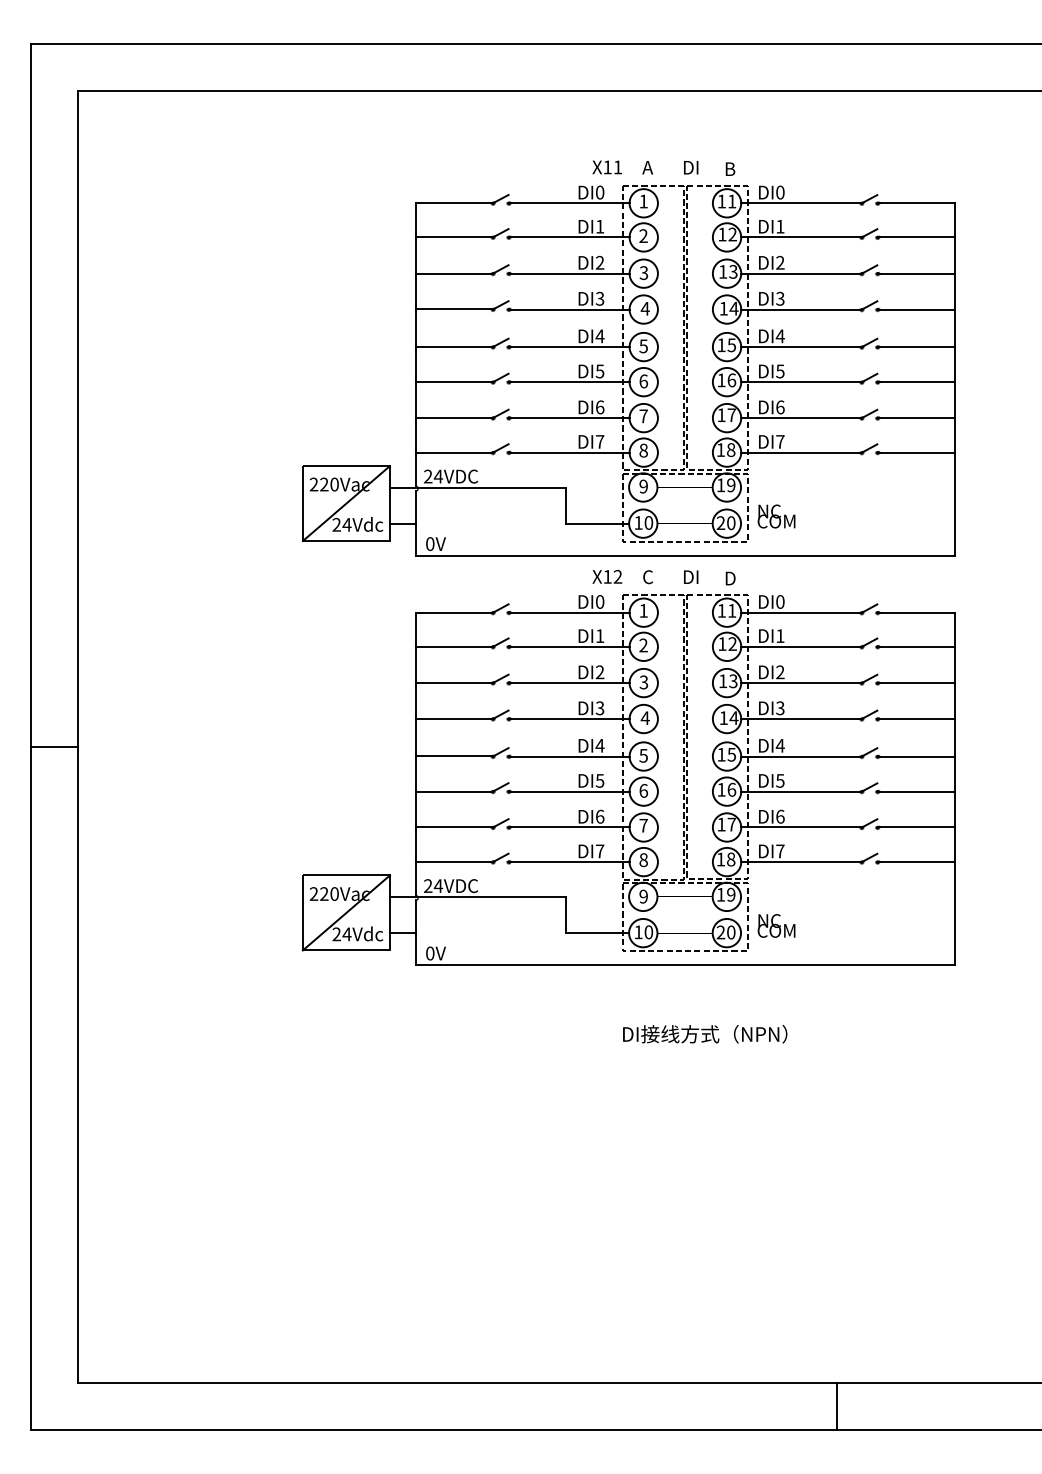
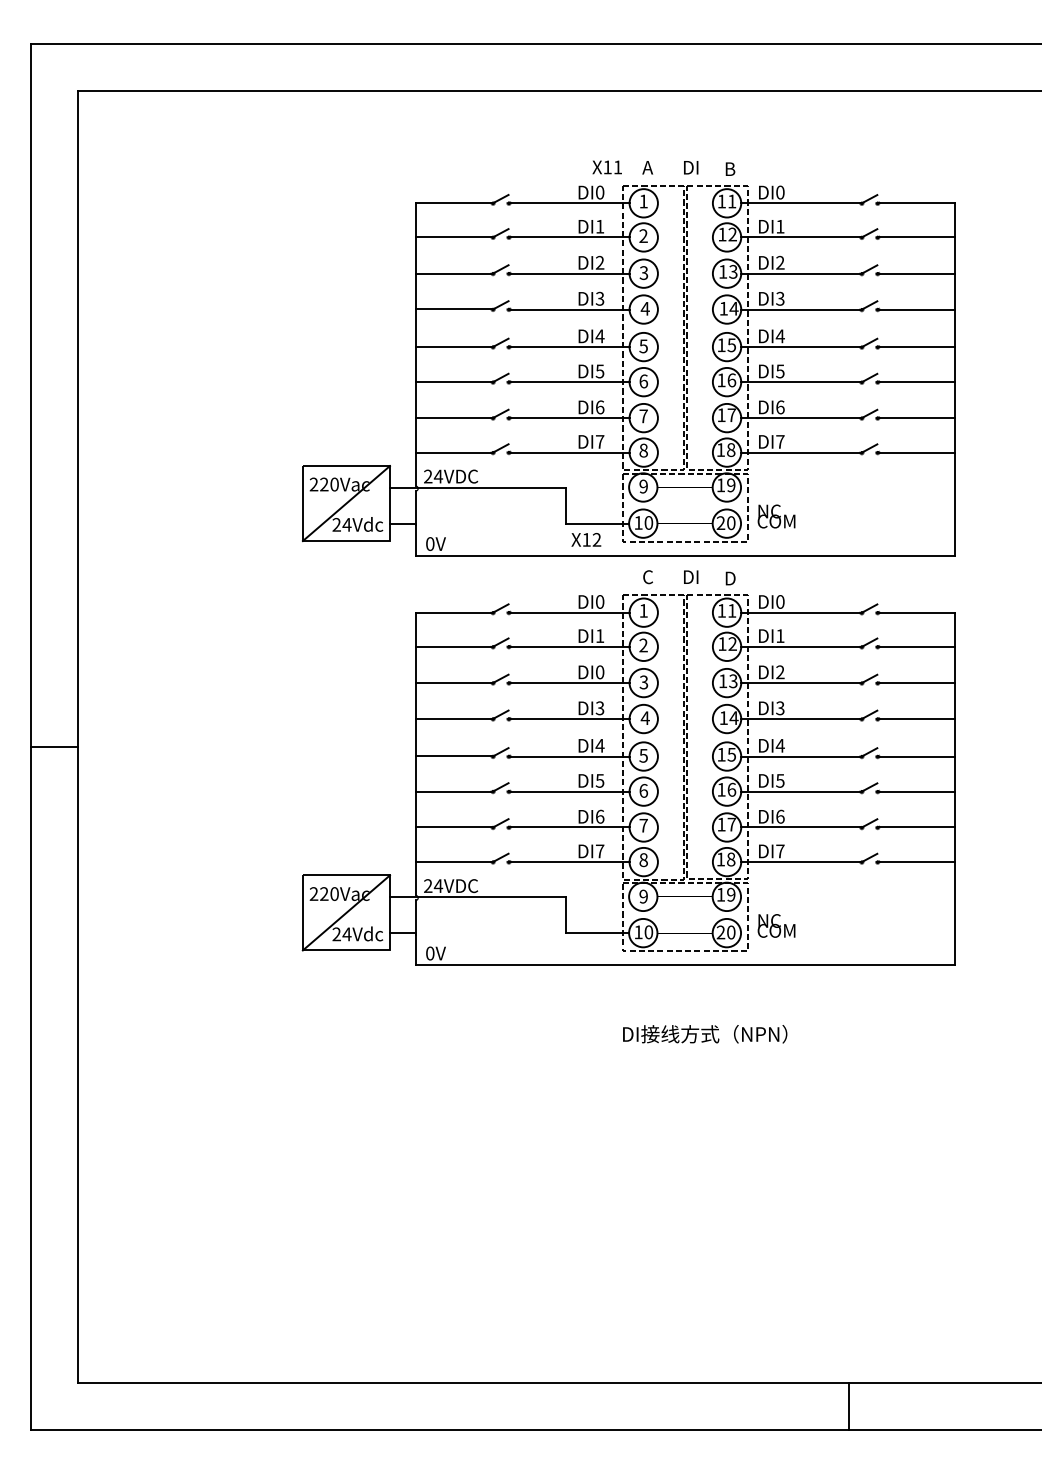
text position: (607, 576) -> (586, 539) (586, 539)
text: DI2 -> DI0 (599, 672)
line position: (837, 1406) -> (849, 1406) (849, 1406)
